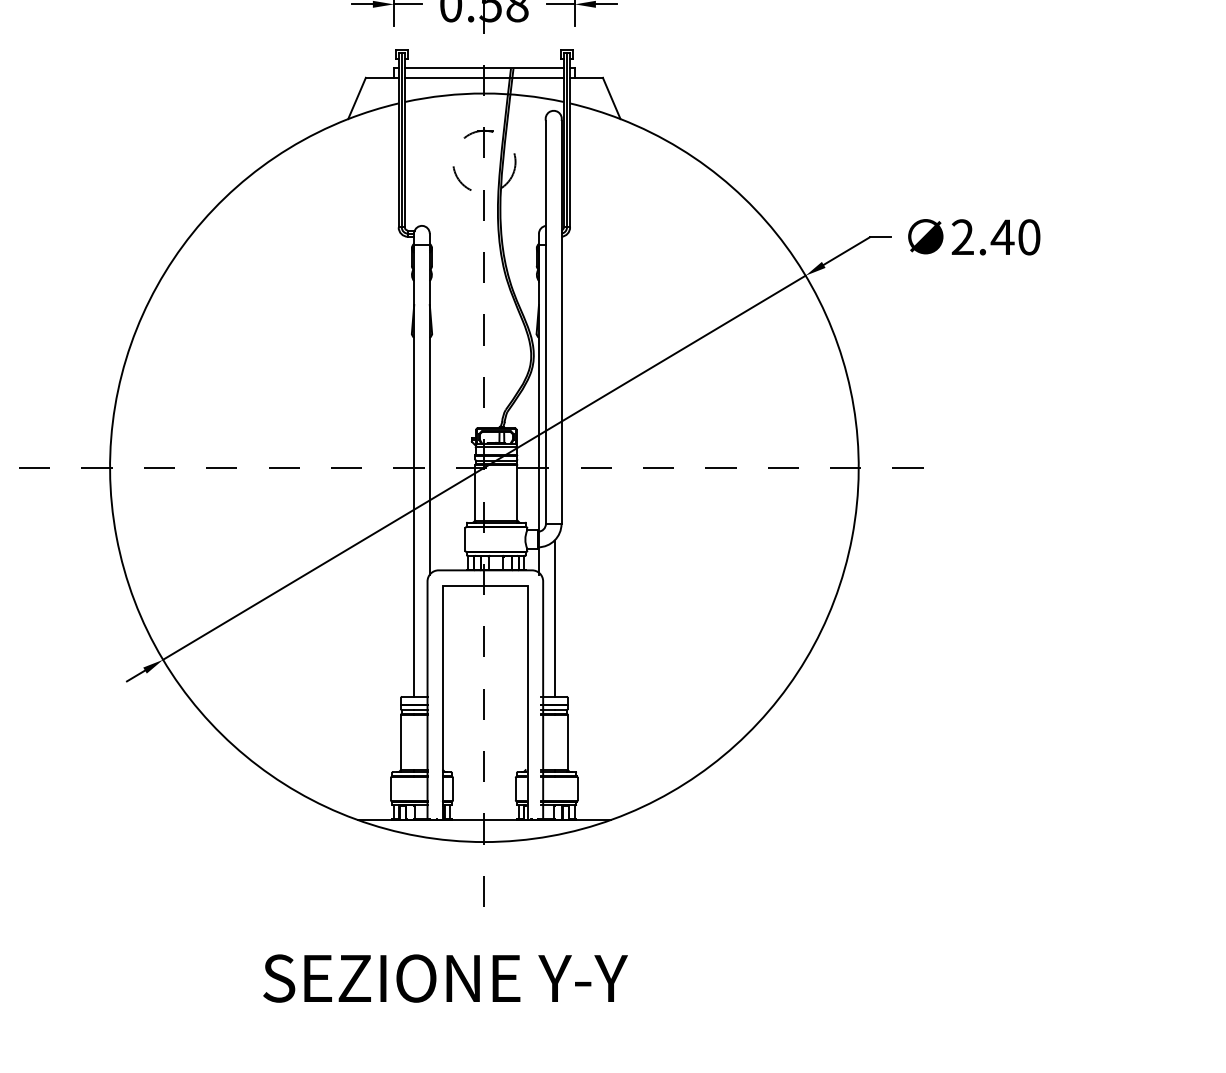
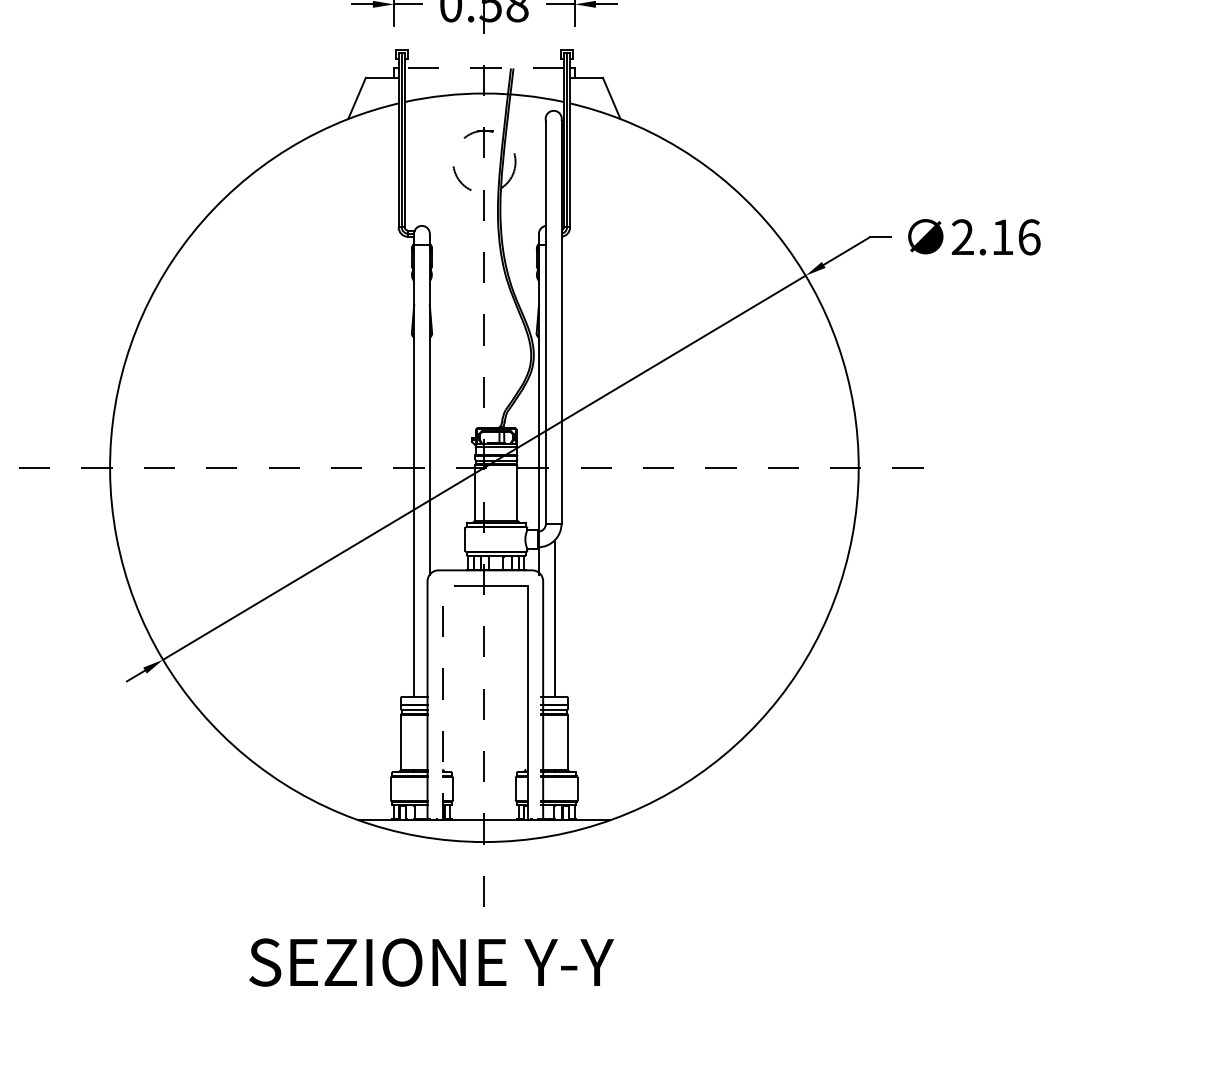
line: solid -> dashed (483, 68)
line: present -> none (483, 77)
text: 2.40 -> 2.16 (1015, 237)
line: solid -> dashed (443, 680)
text position: (445, 978) -> (431, 962) (431, 962)
